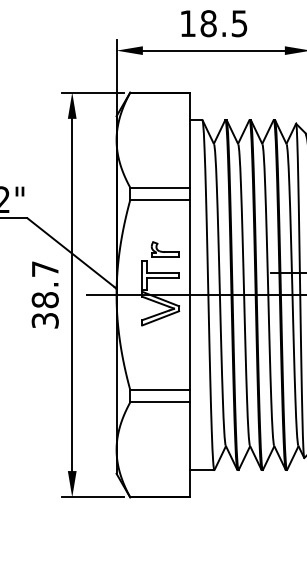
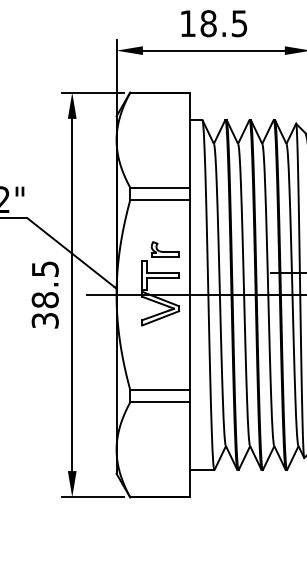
text: 38.7 -> 38.5 (45, 268)
